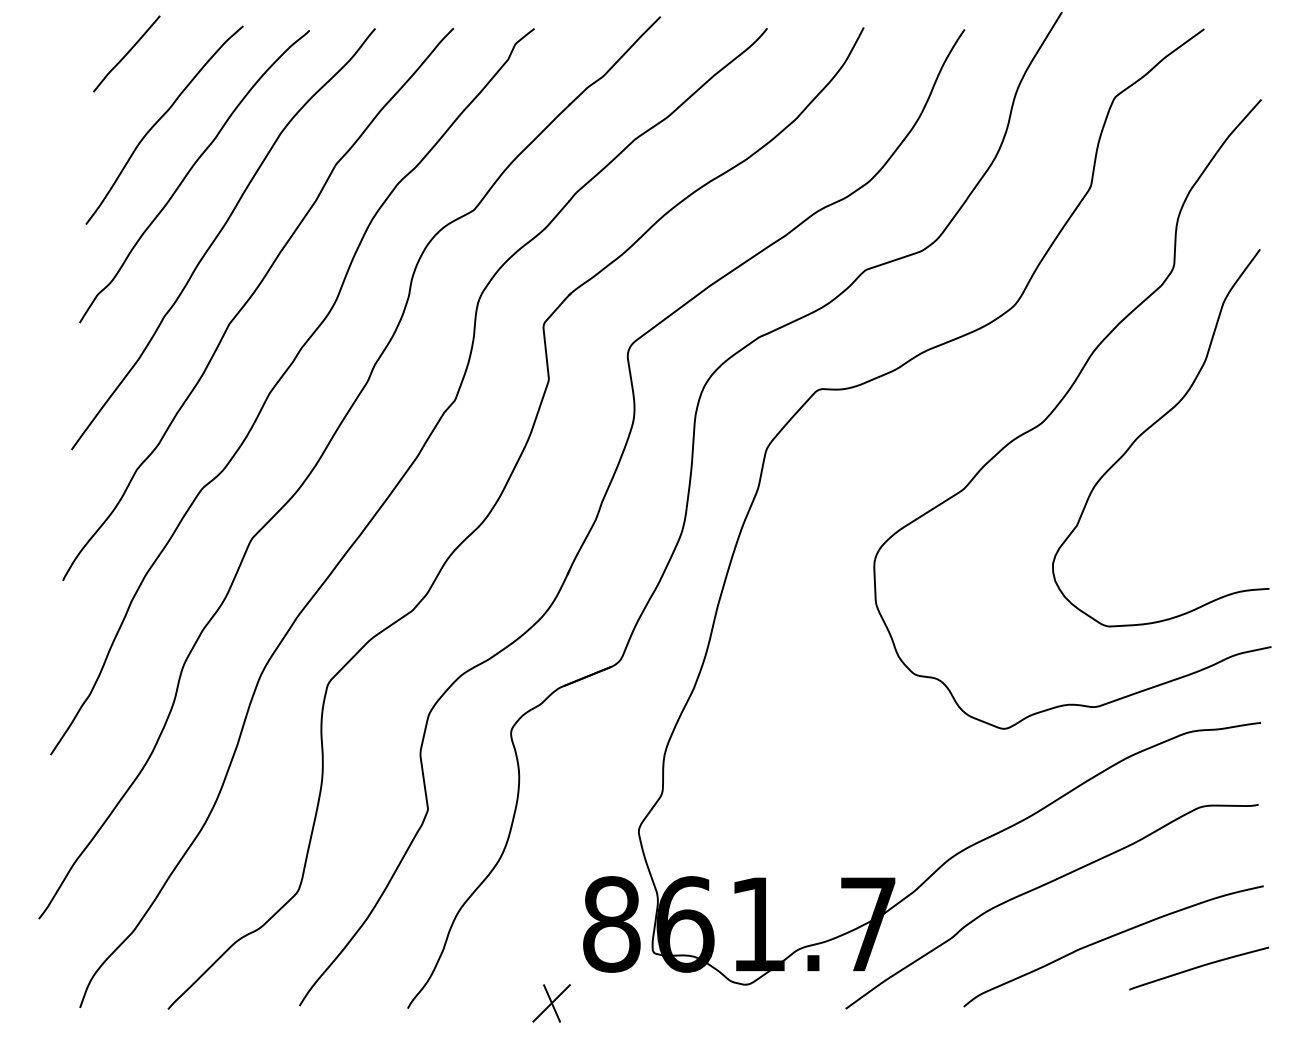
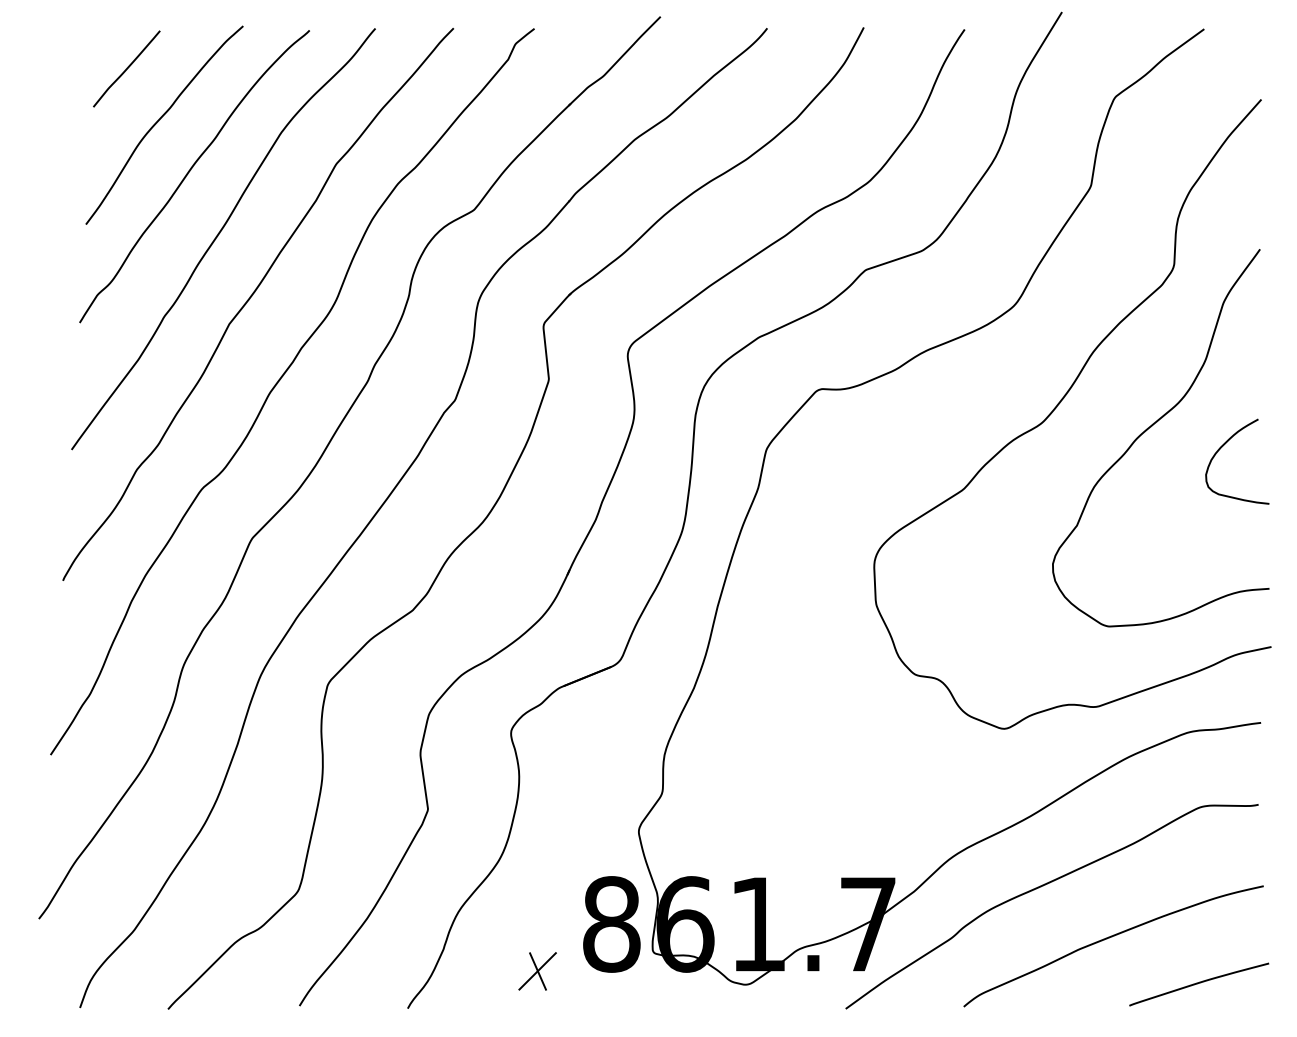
line position: (126, 53) -> (126, 68) (126, 68)
curve: none -> present (1223, 446)
curve position: (1199, 967) -> (1199, 983) (1199, 983)
part position: (551, 1003) -> (537, 971) (537, 971)
